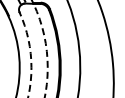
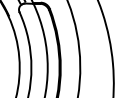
arc: dashed -> solid (46, 50)
arc: dashed -> solid (30, 54)
